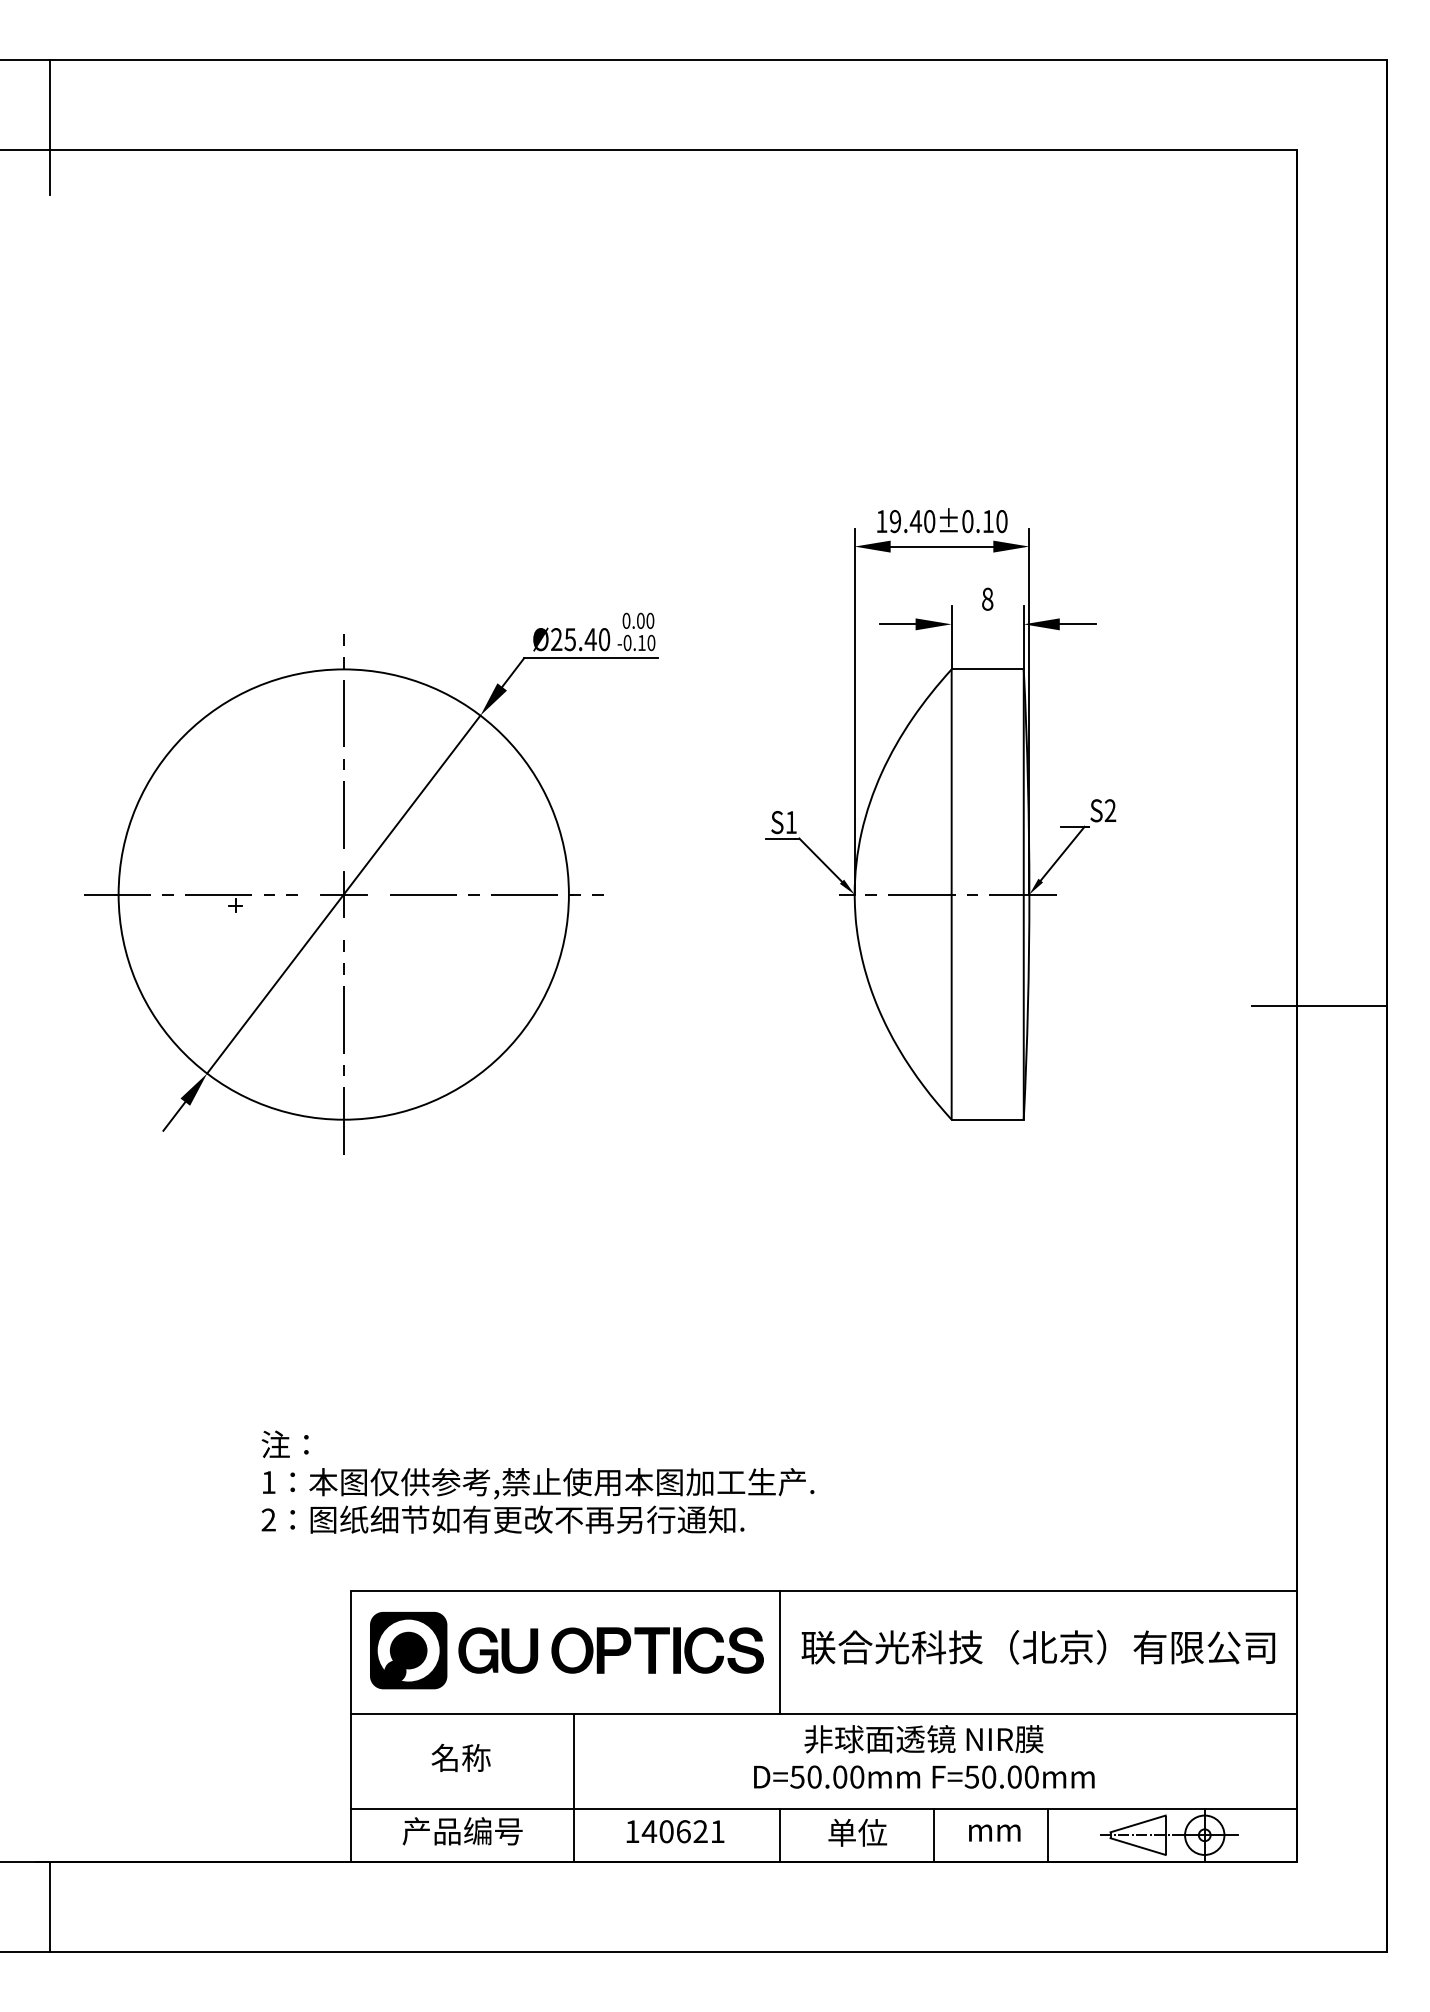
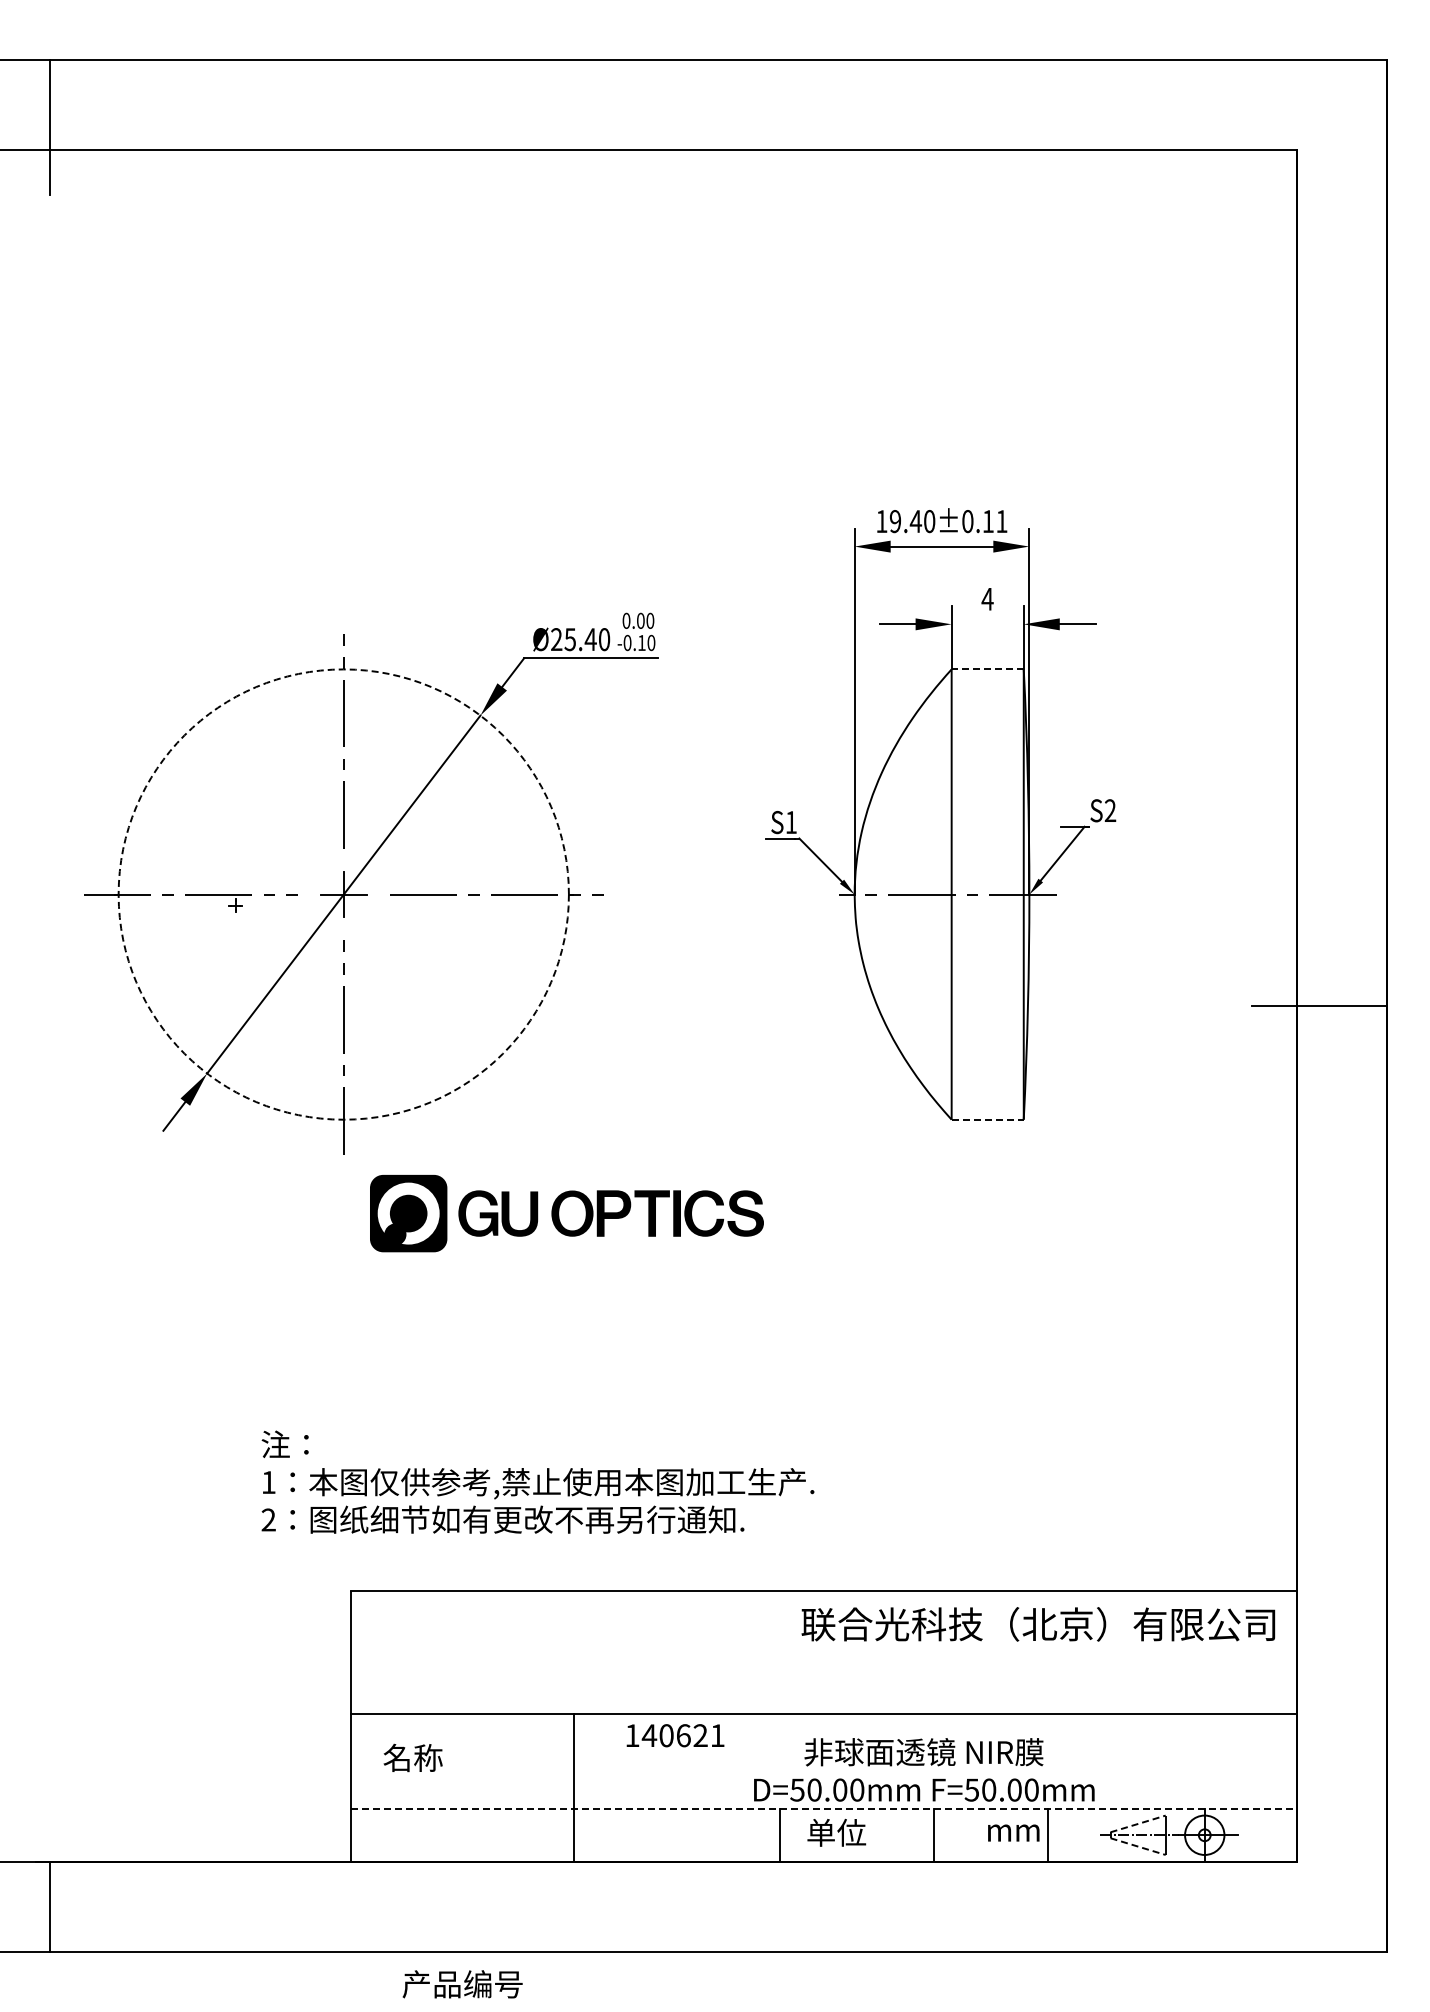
text: 19.40±0.10 -> 19.40±0.11 (1001, 521)
text: 8 -> 4 (987, 598)
line: solid -> dashed (987, 669)
circle: solid -> dashed (343, 894)
line: solid -> dashed (988, 1119)
text position: (1038, 1647) -> (1038, 1624) (1038, 1624)
part position: (566, 1650) -> (566, 1213) (566, 1213)
line: present -> none (780, 1652)
text position: (924, 1756) -> (924, 1769) (924, 1769)
text position: (460, 1757) -> (412, 1757) (412, 1757)
line: solid -> dashed (824, 1808)
line: solid -> dashed (1138, 1823)
text position: (462, 1831) -> (462, 1984) (462, 1984)
text position: (675, 1831) -> (675, 1735) (675, 1735)
text position: (857, 1832) -> (836, 1832) (836, 1832)
text position: (994, 1832) -> (1013, 1832) (1013, 1832)
line: solid -> dashed (1138, 1846)
